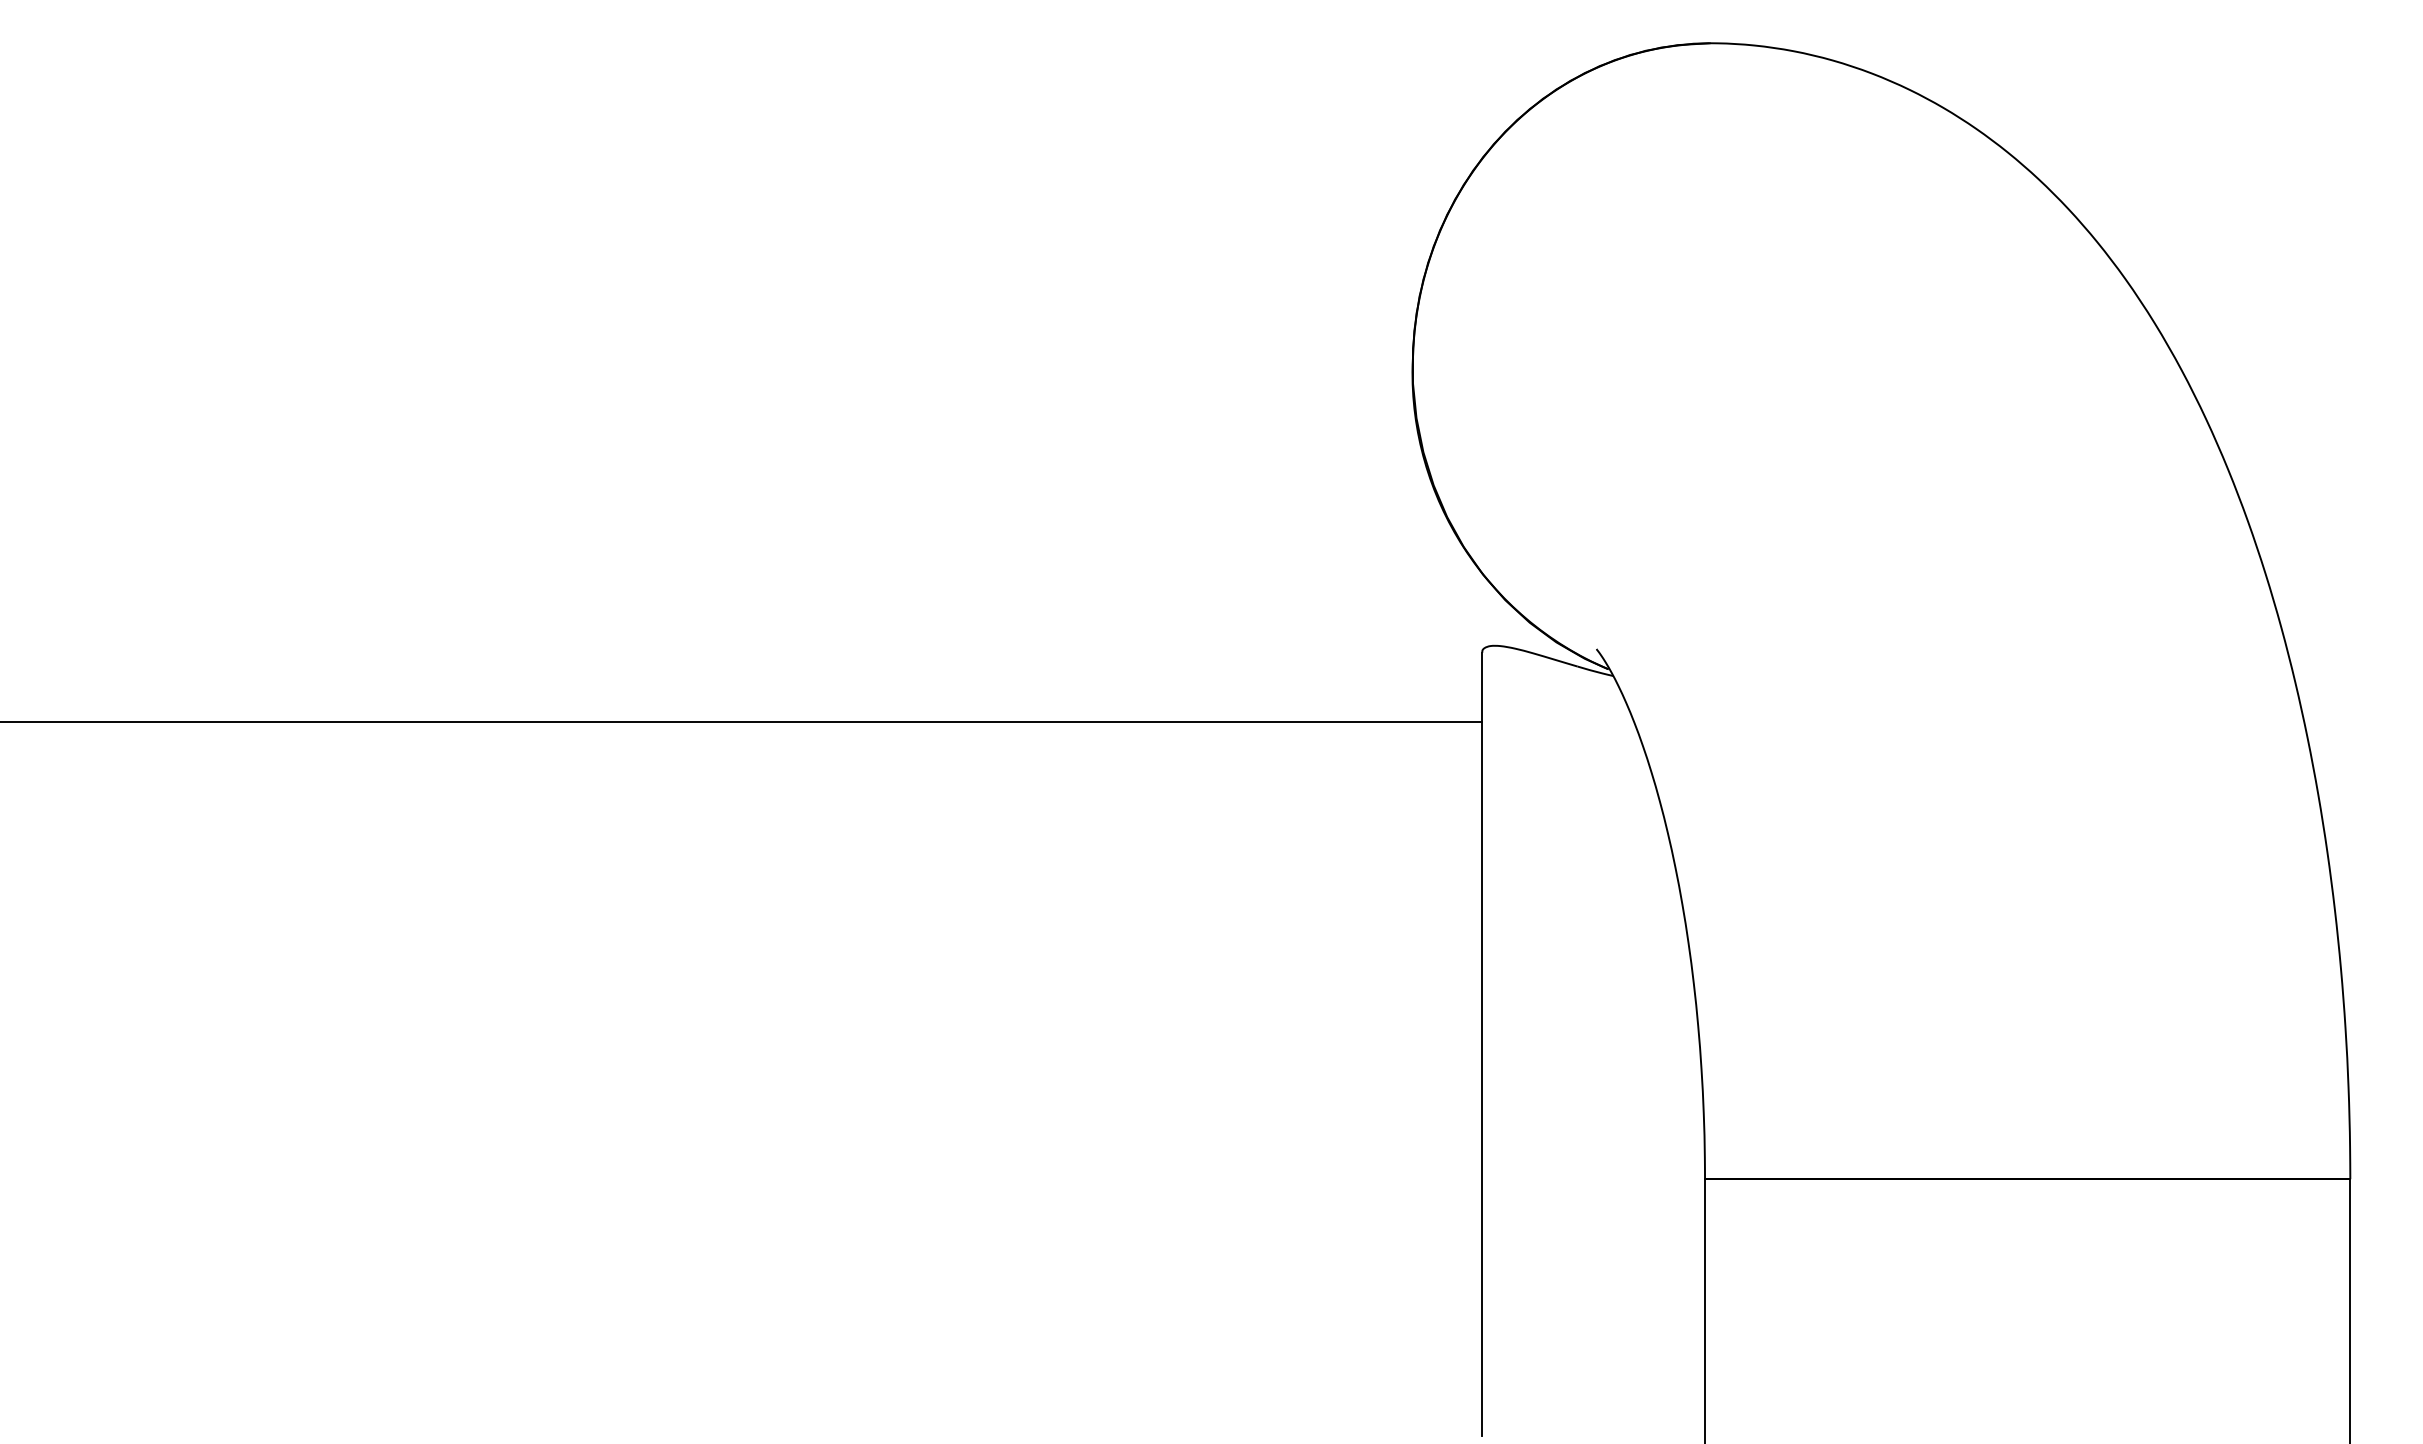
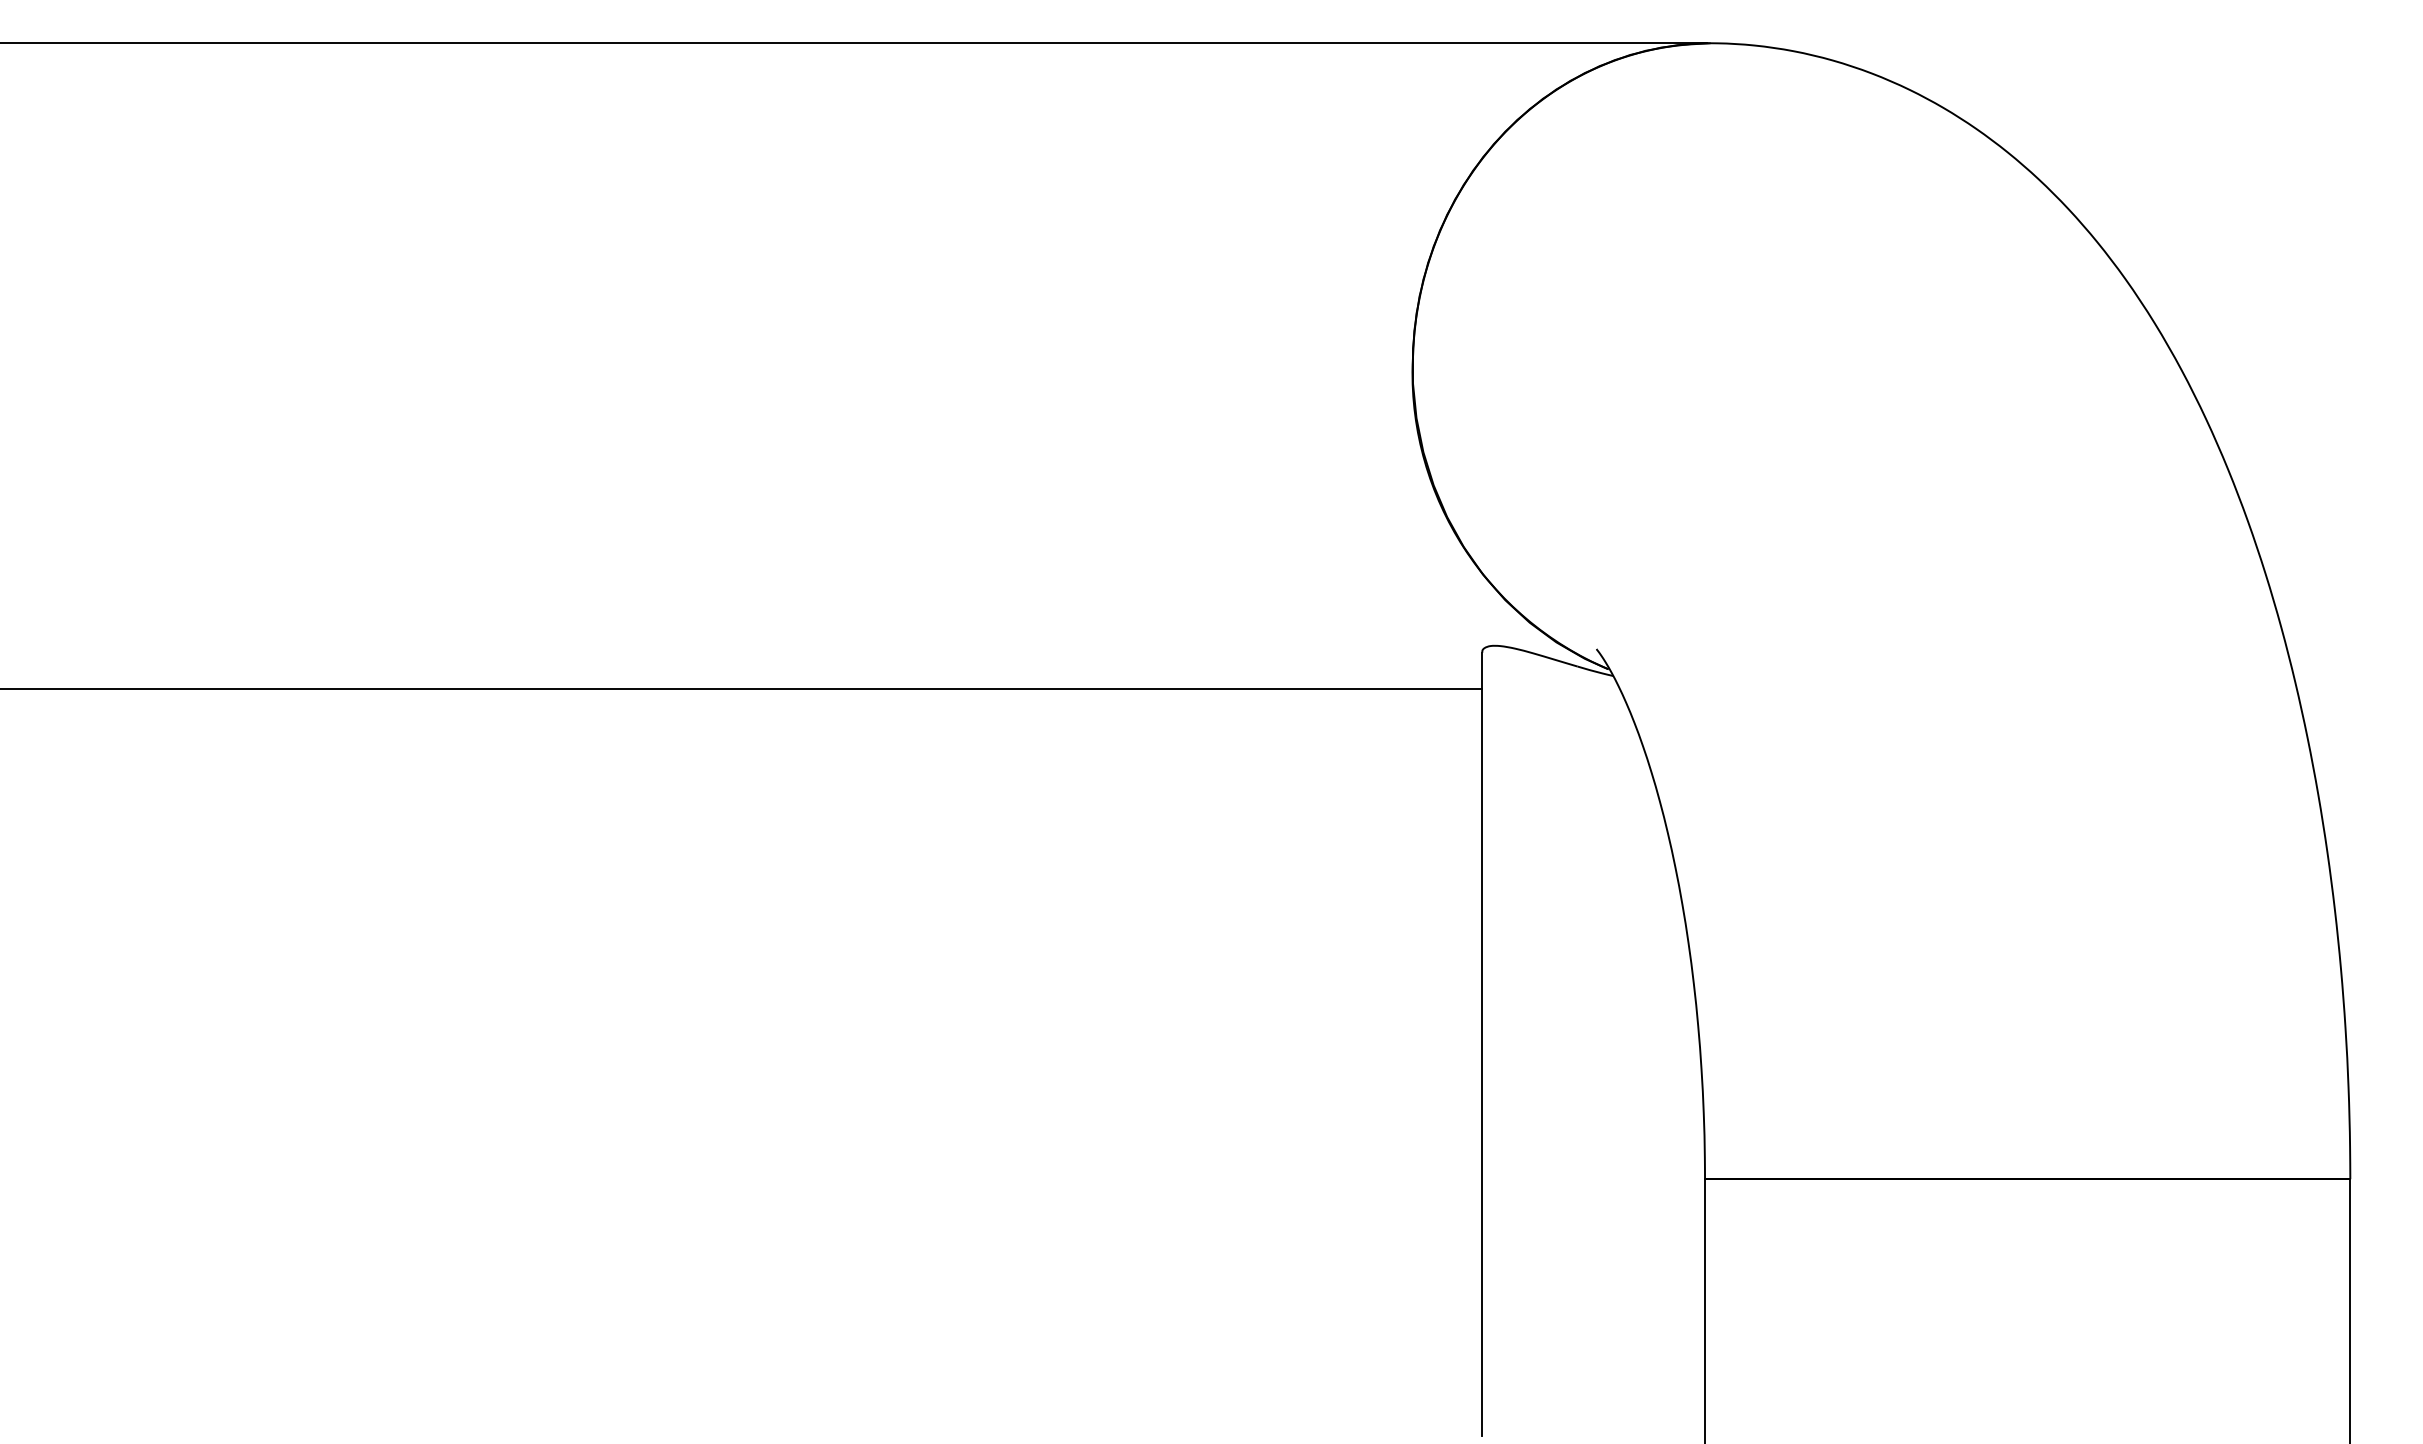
line: none -> present (854, 43)
line position: (742, 721) -> (742, 688) (742, 688)
